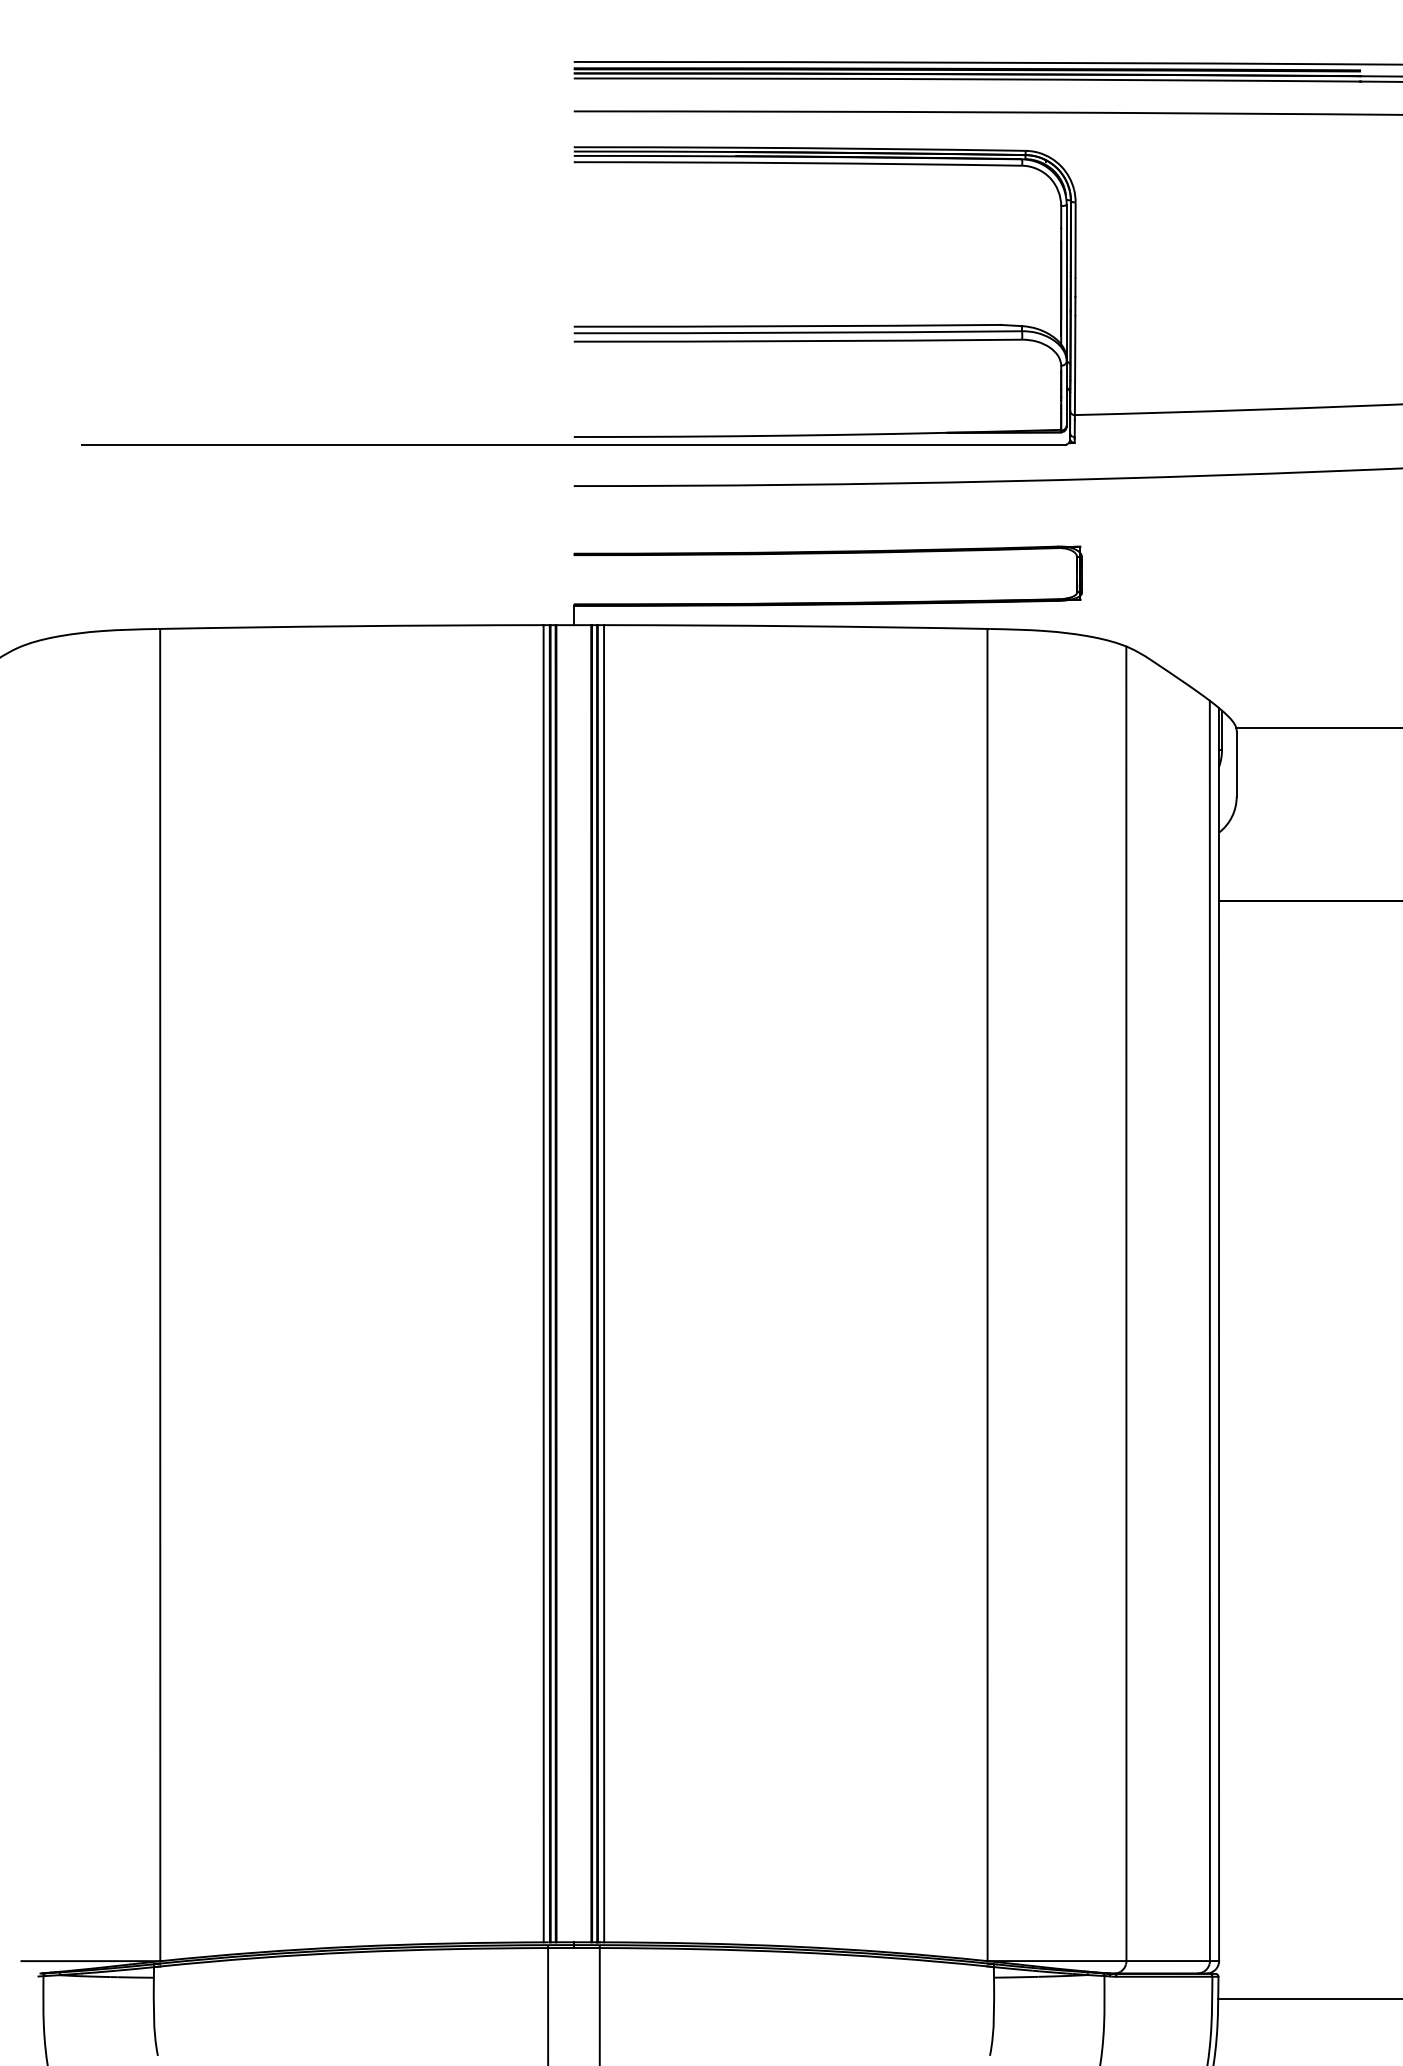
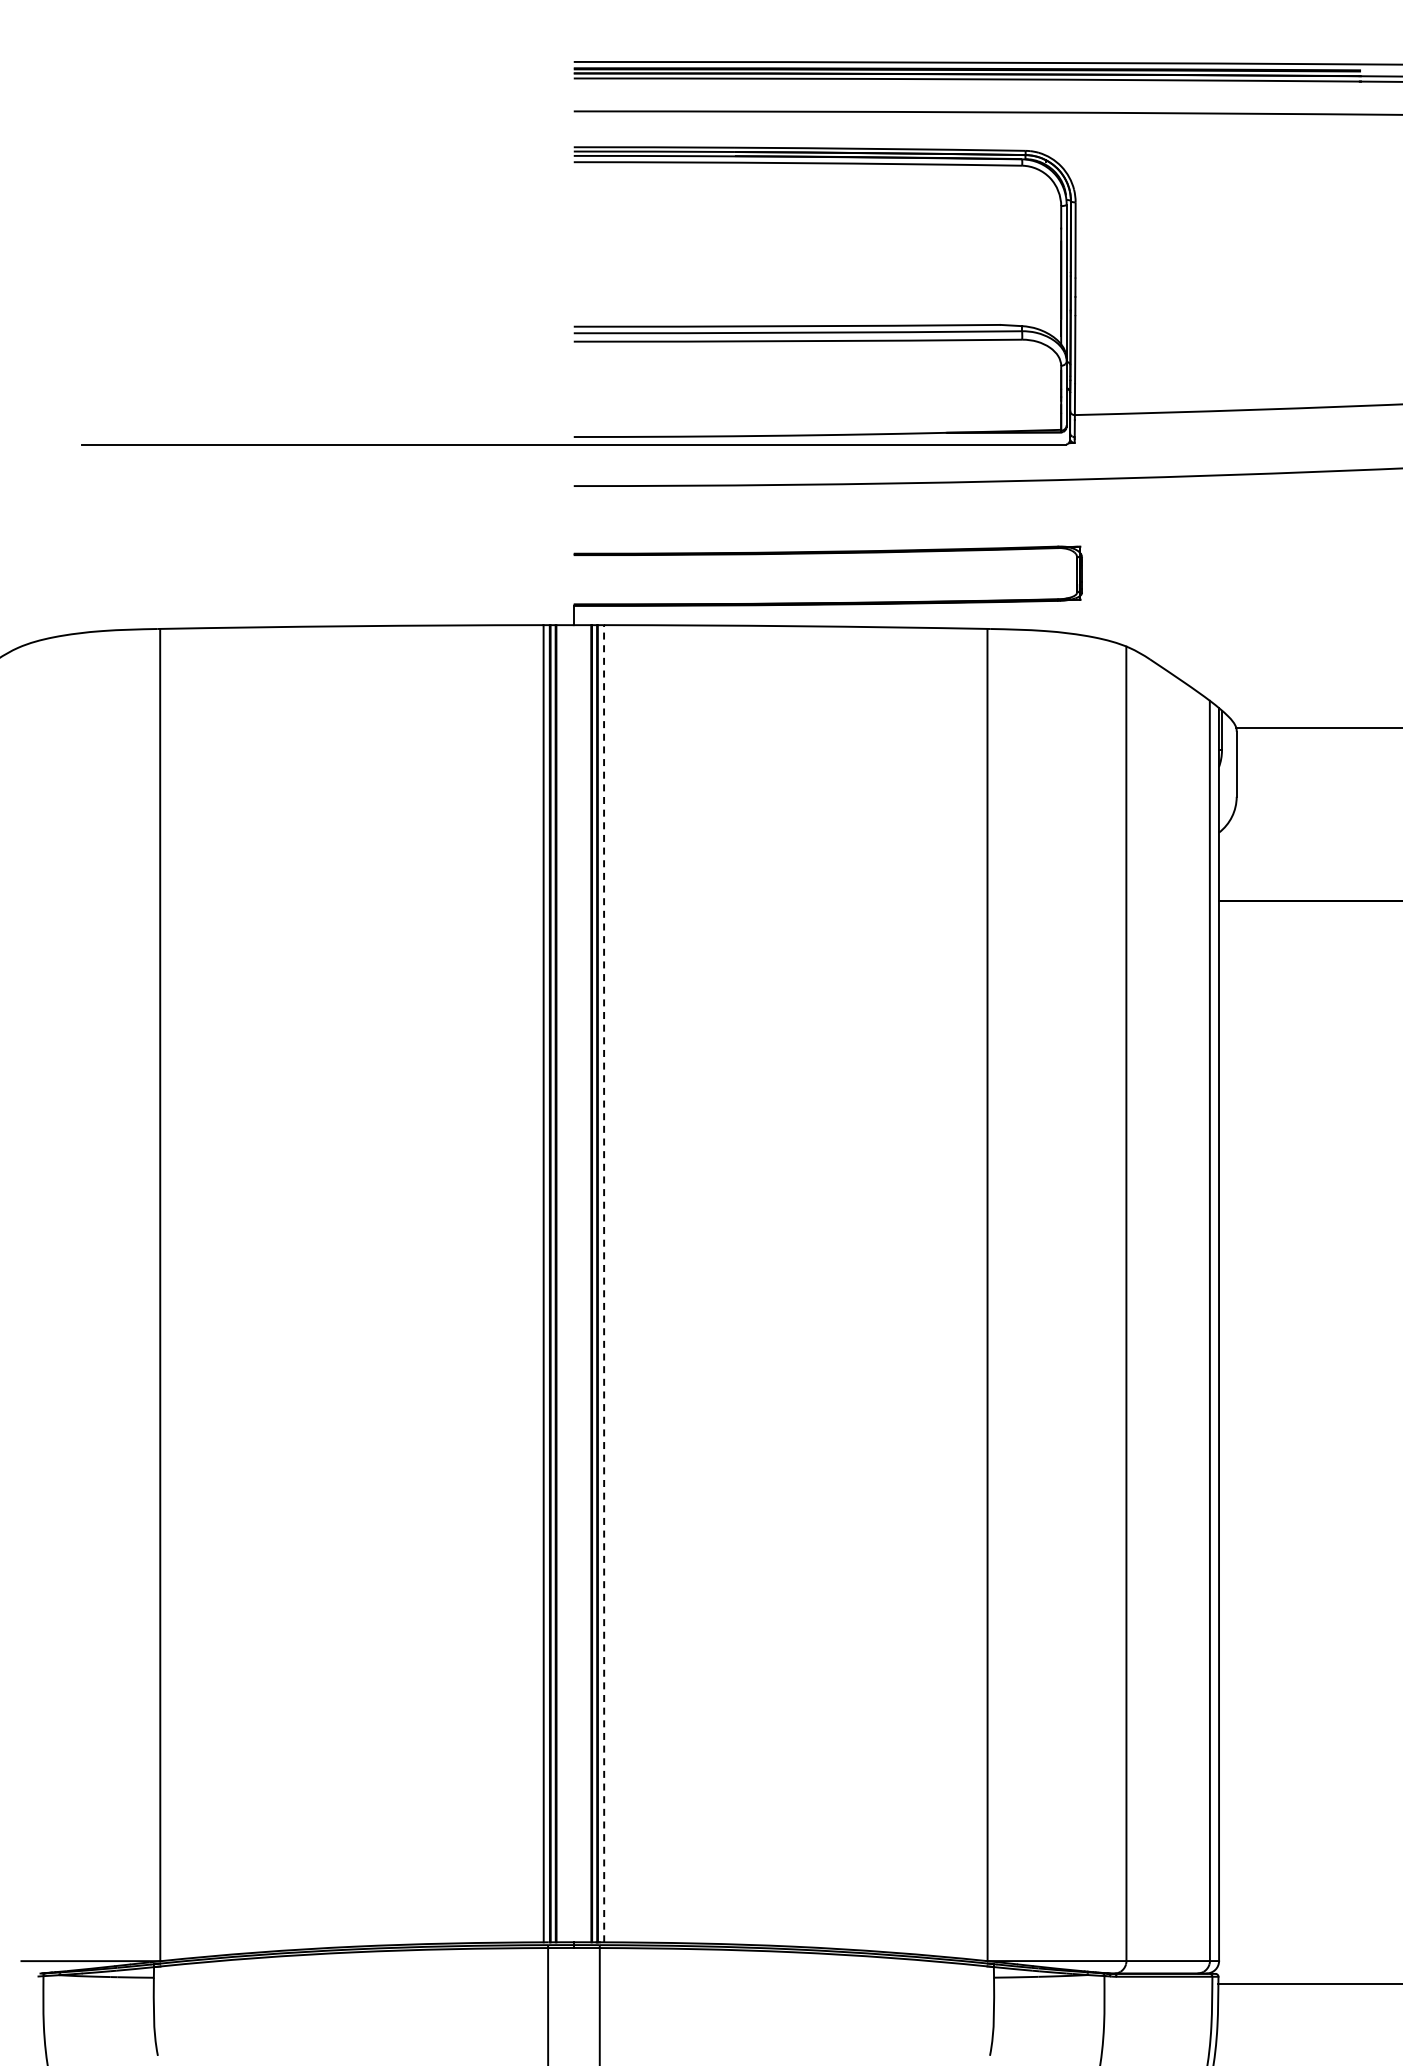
line: solid -> dashed (604, 1283)
line position: (1308, 1998) -> (1308, 1983) (1308, 1983)
